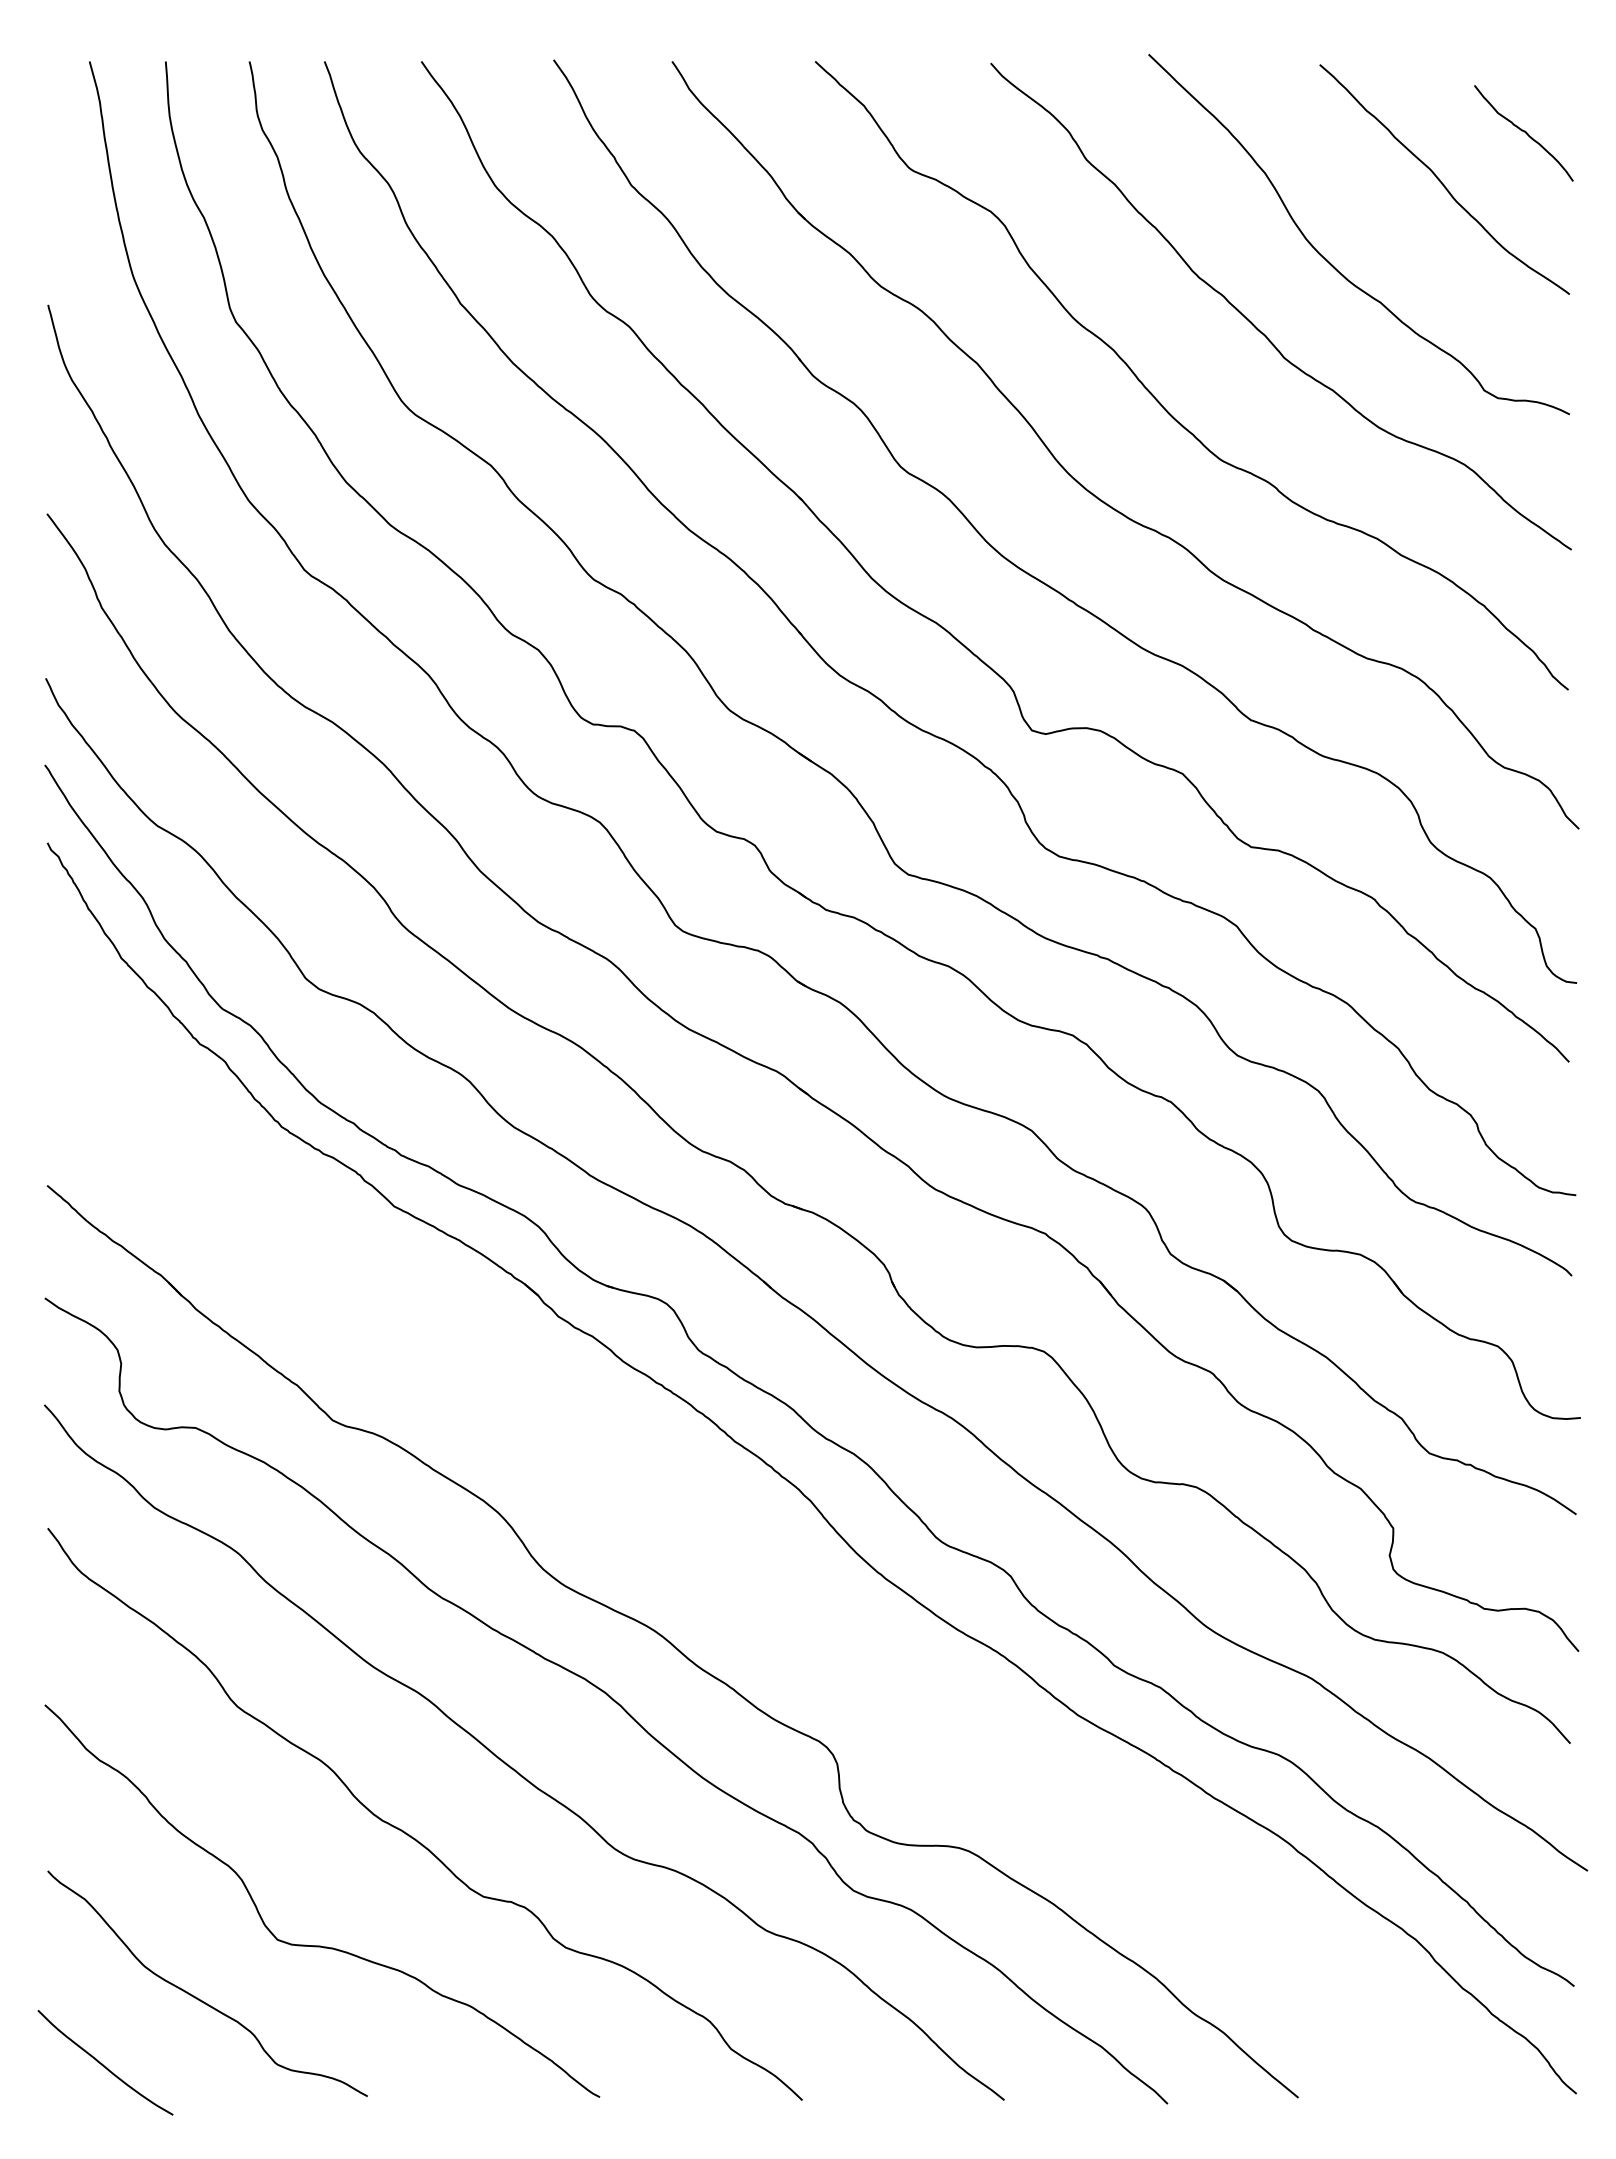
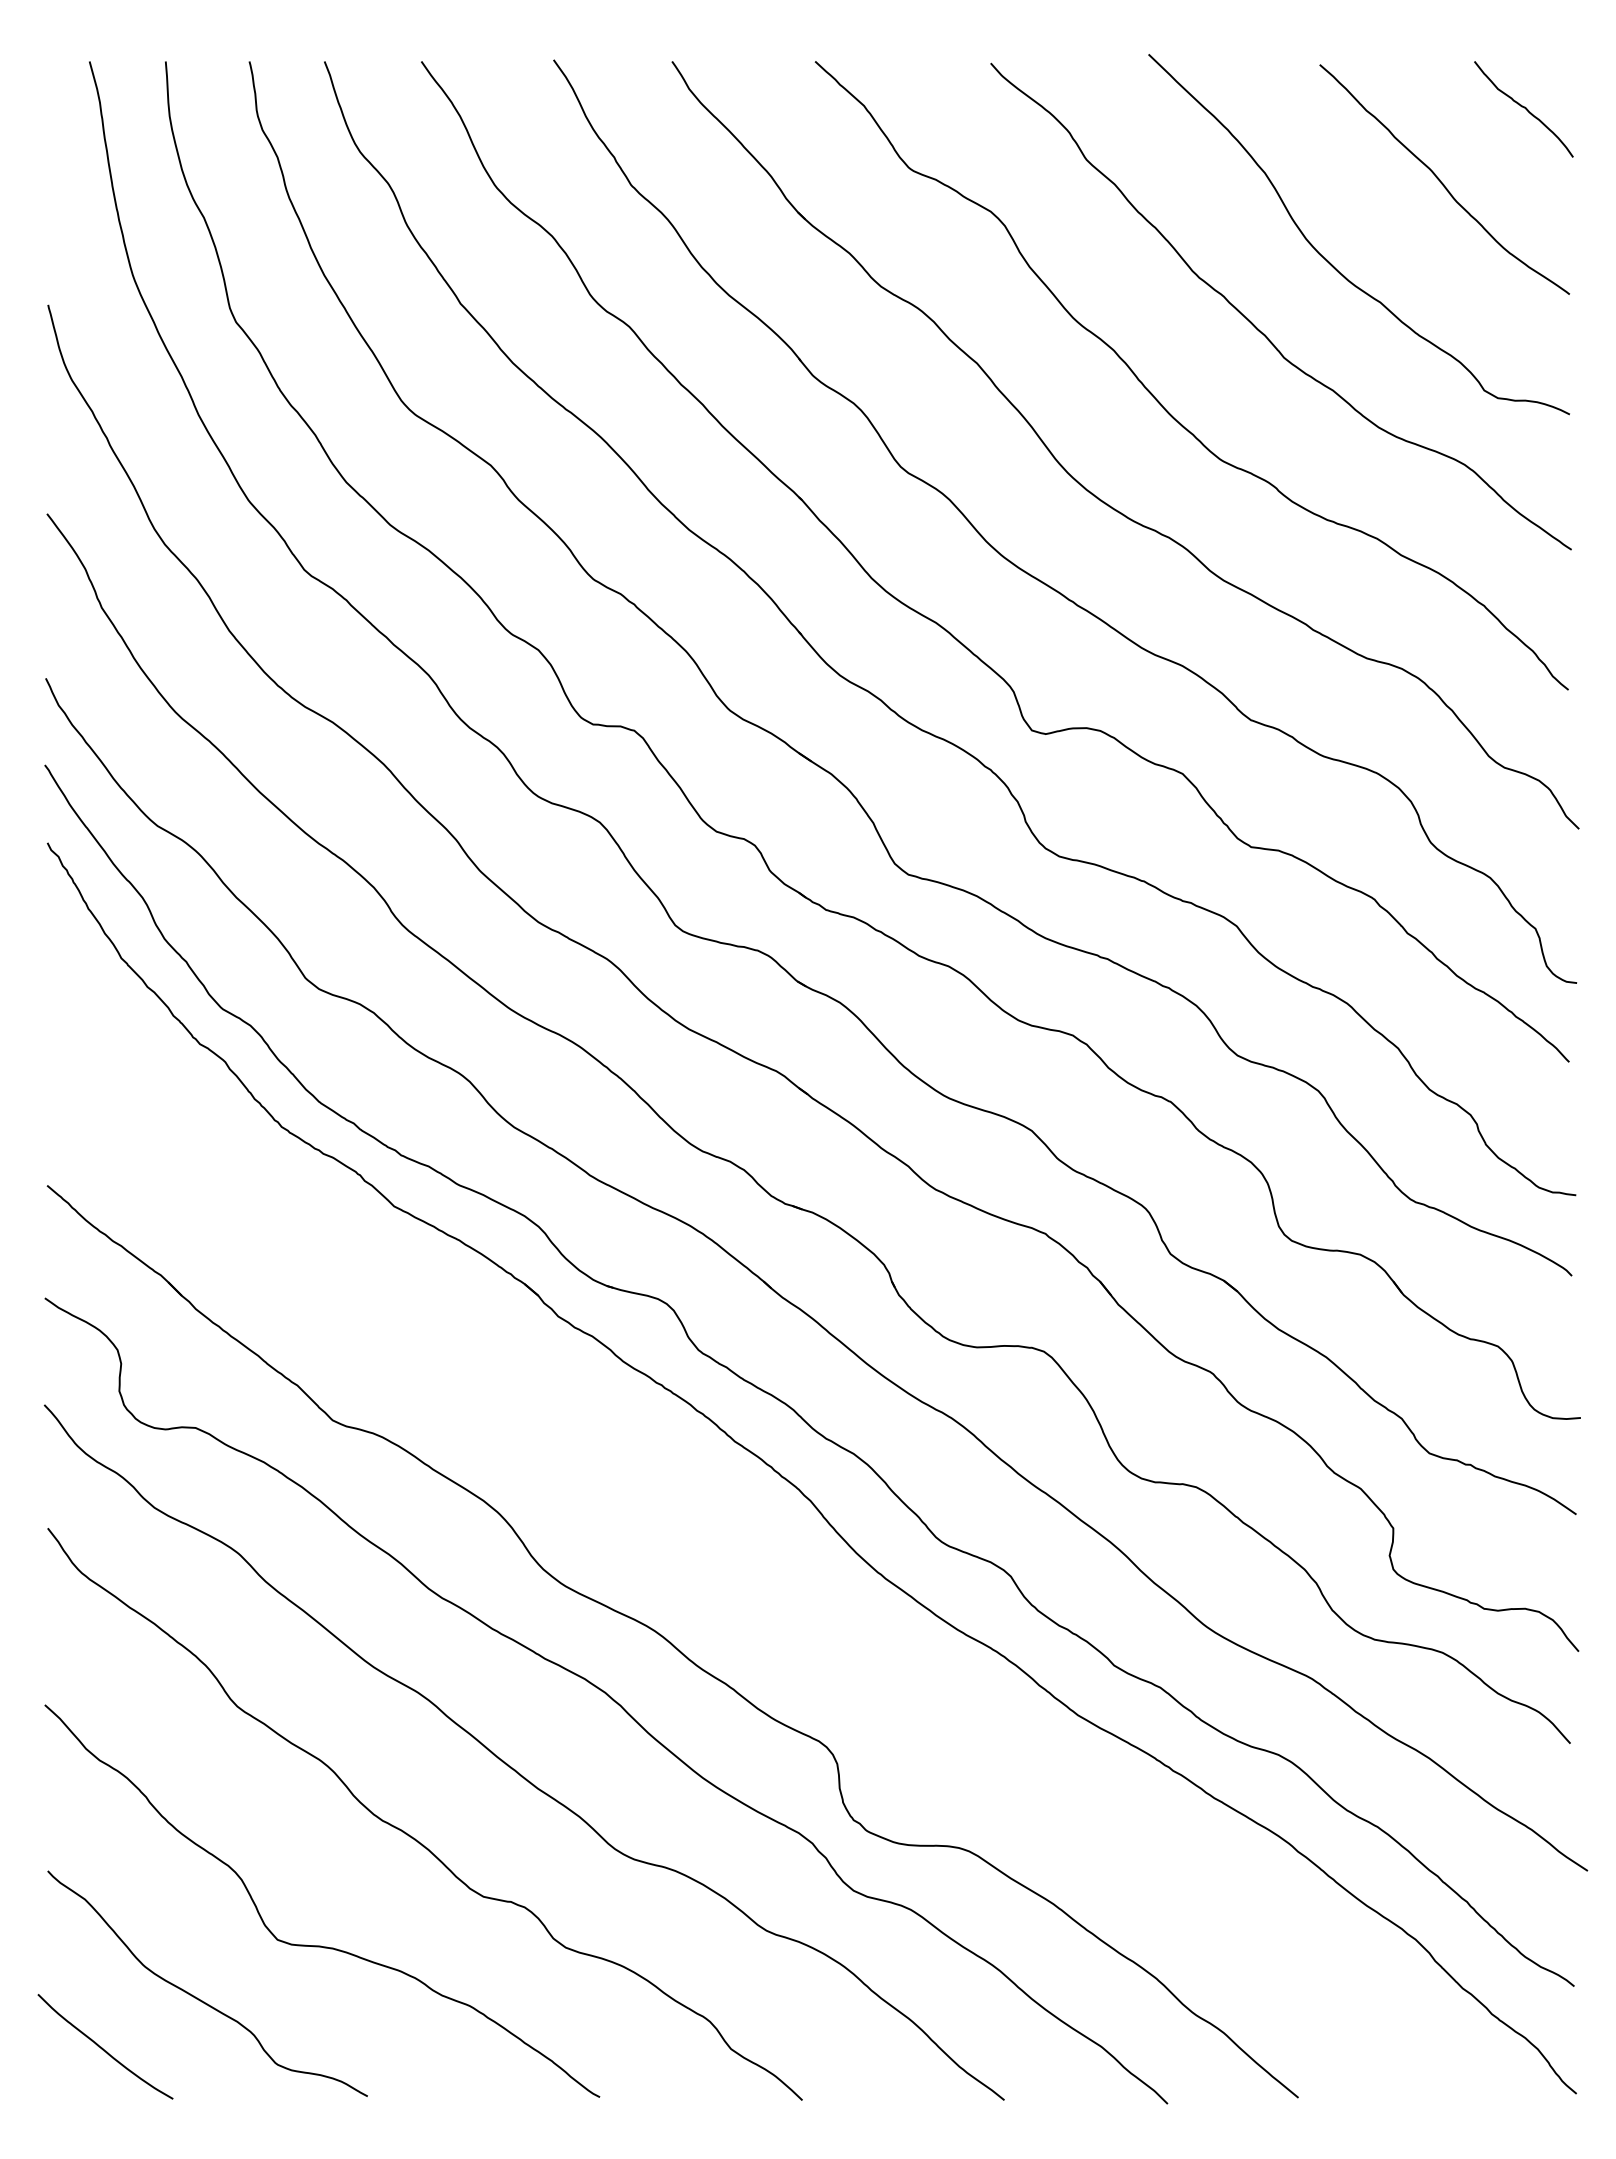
curve position: (1524, 132) -> (1524, 108) (1524, 108)
curve position: (103, 2064) -> (103, 2048) (103, 2048)
